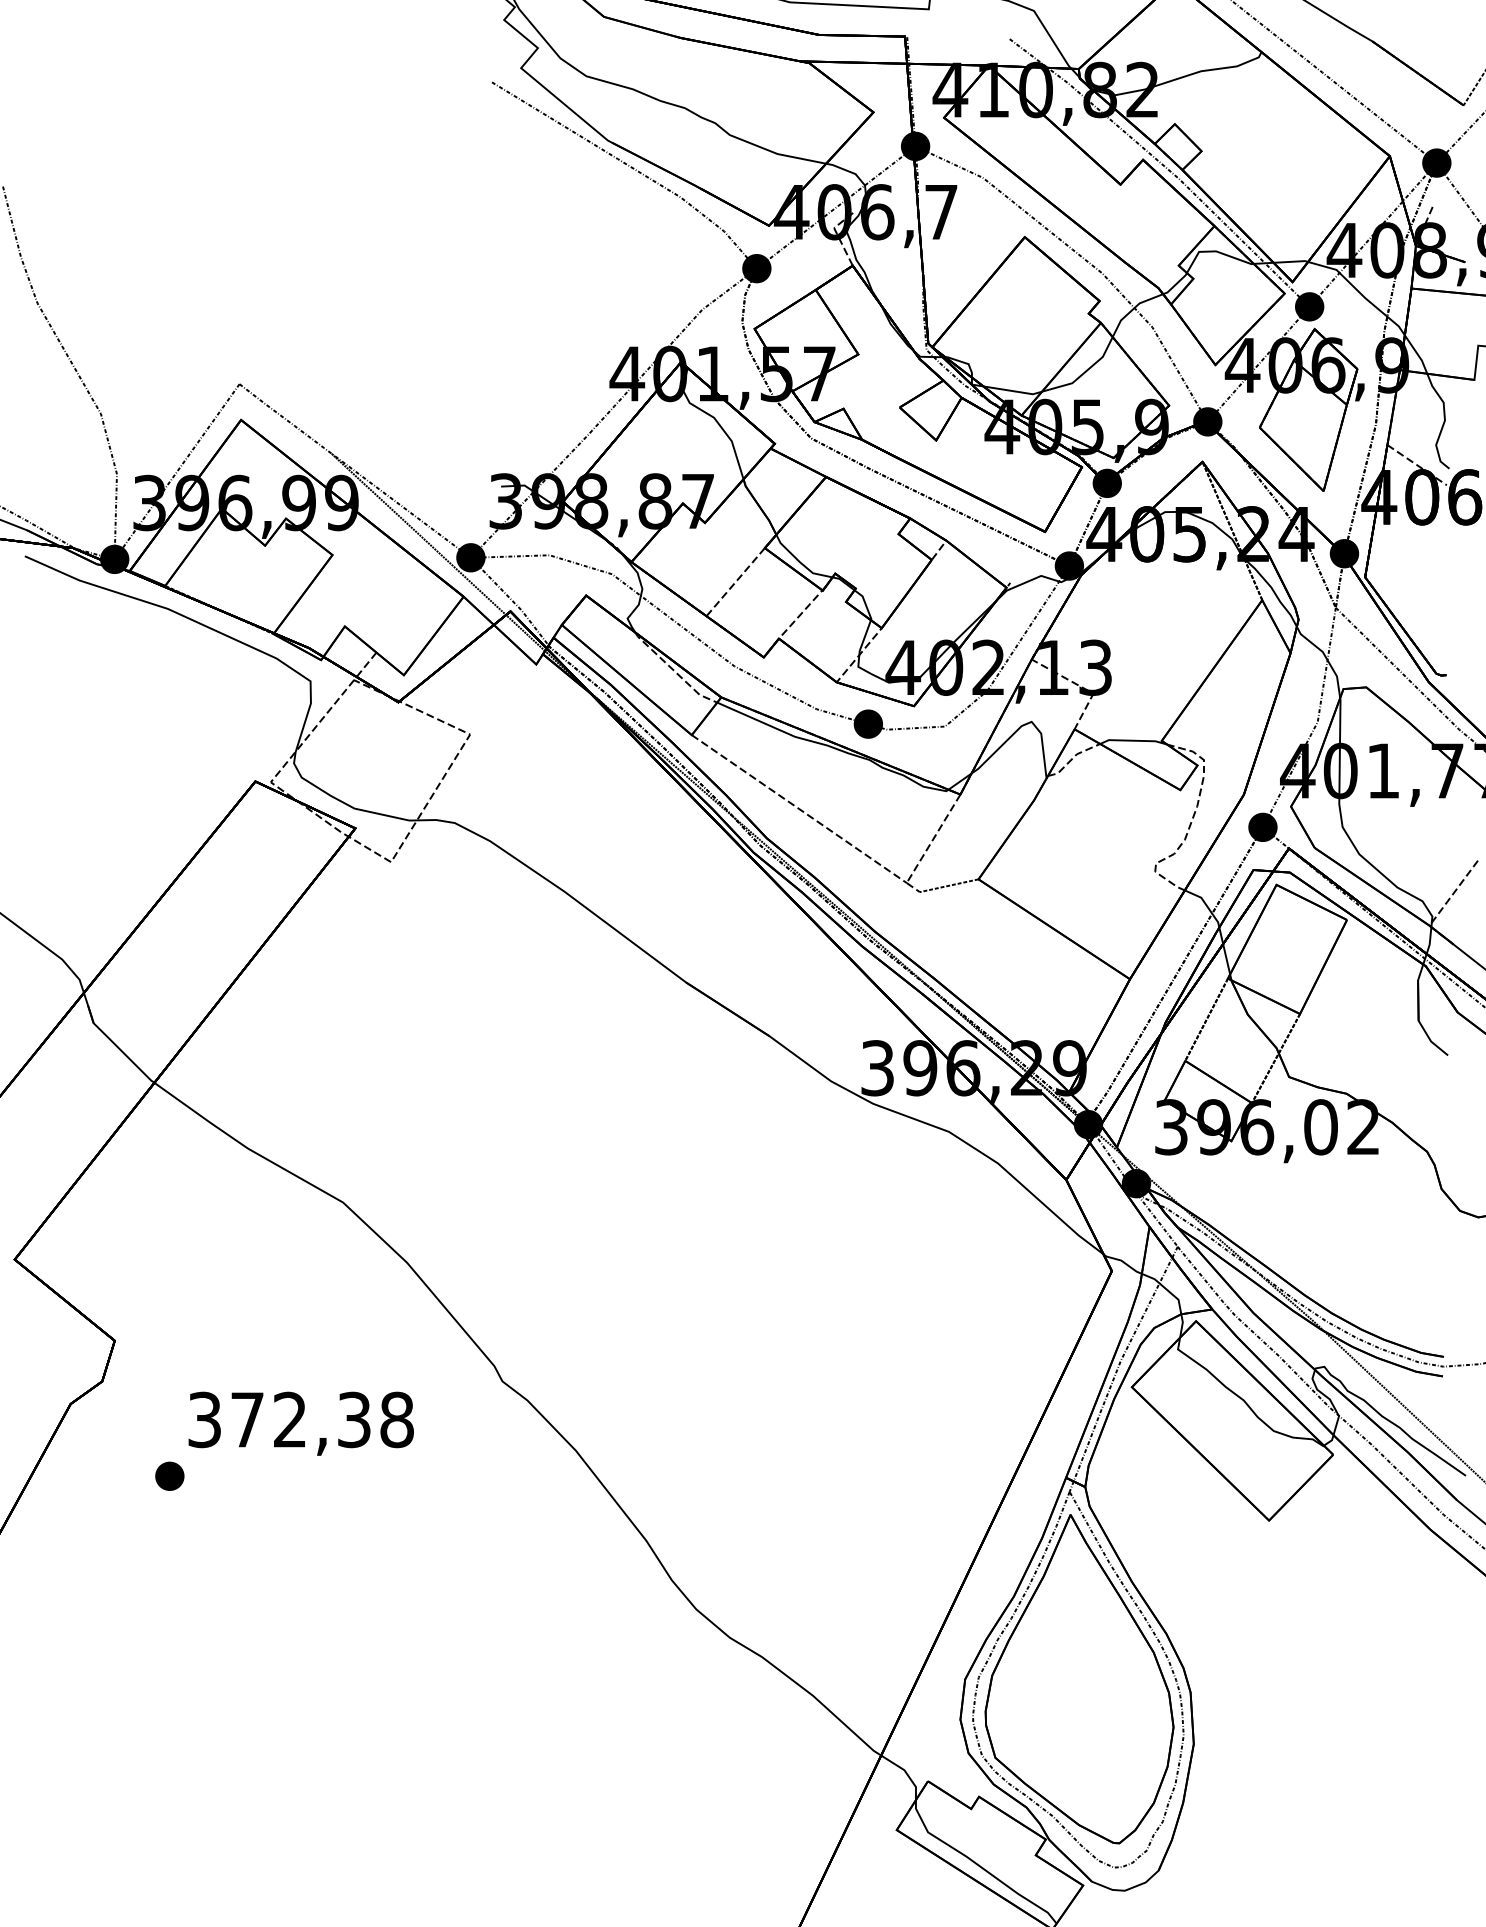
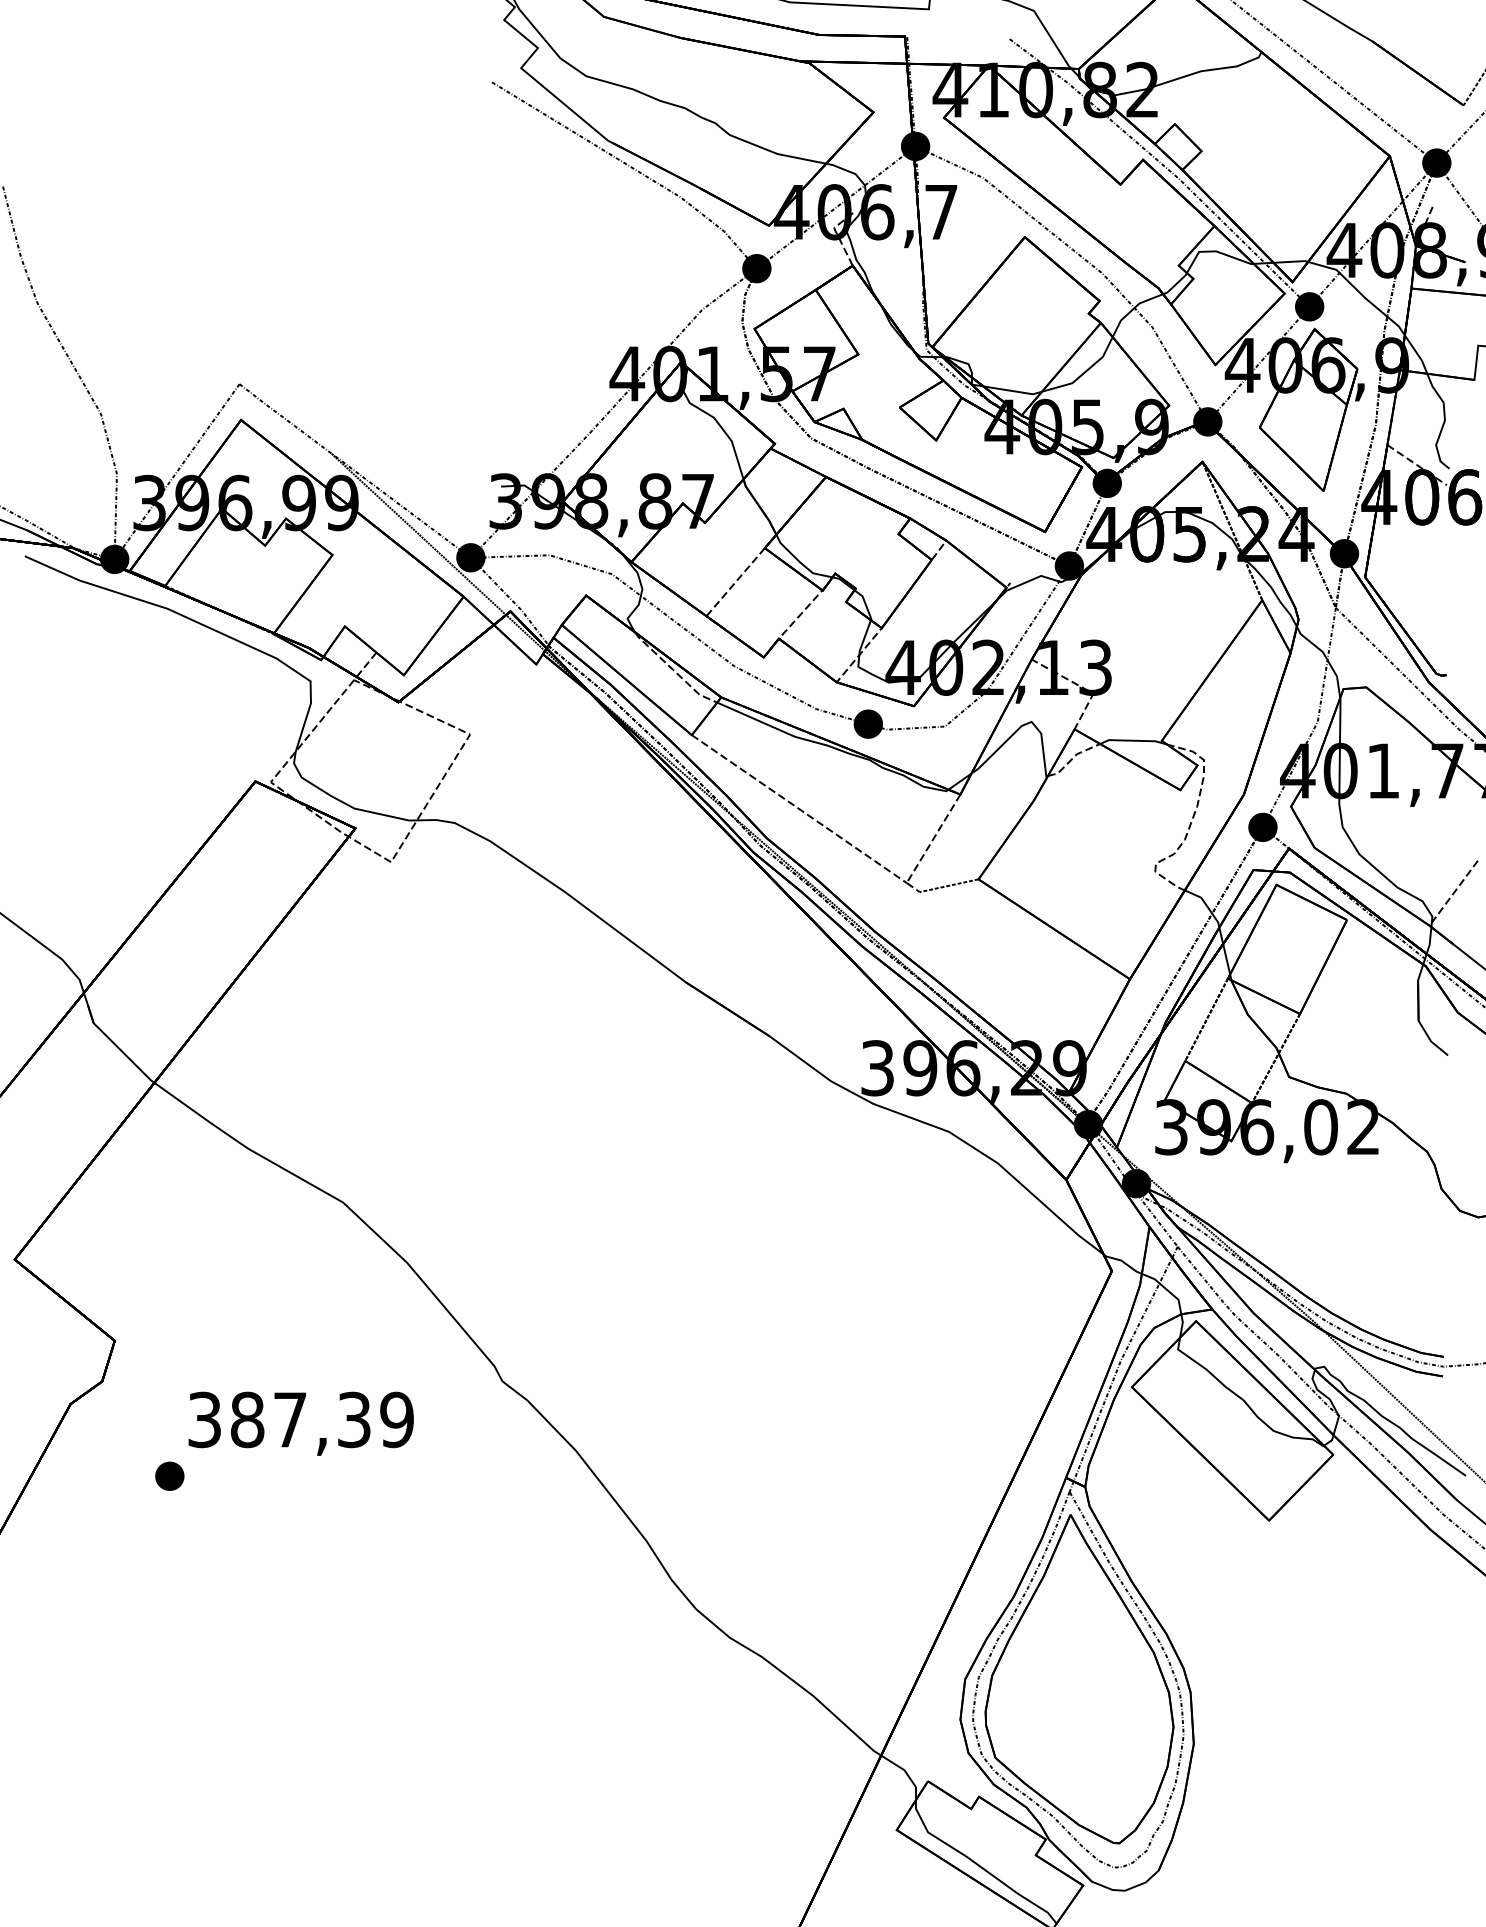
text: 372,38 -> 387,39 (321, 1419)
